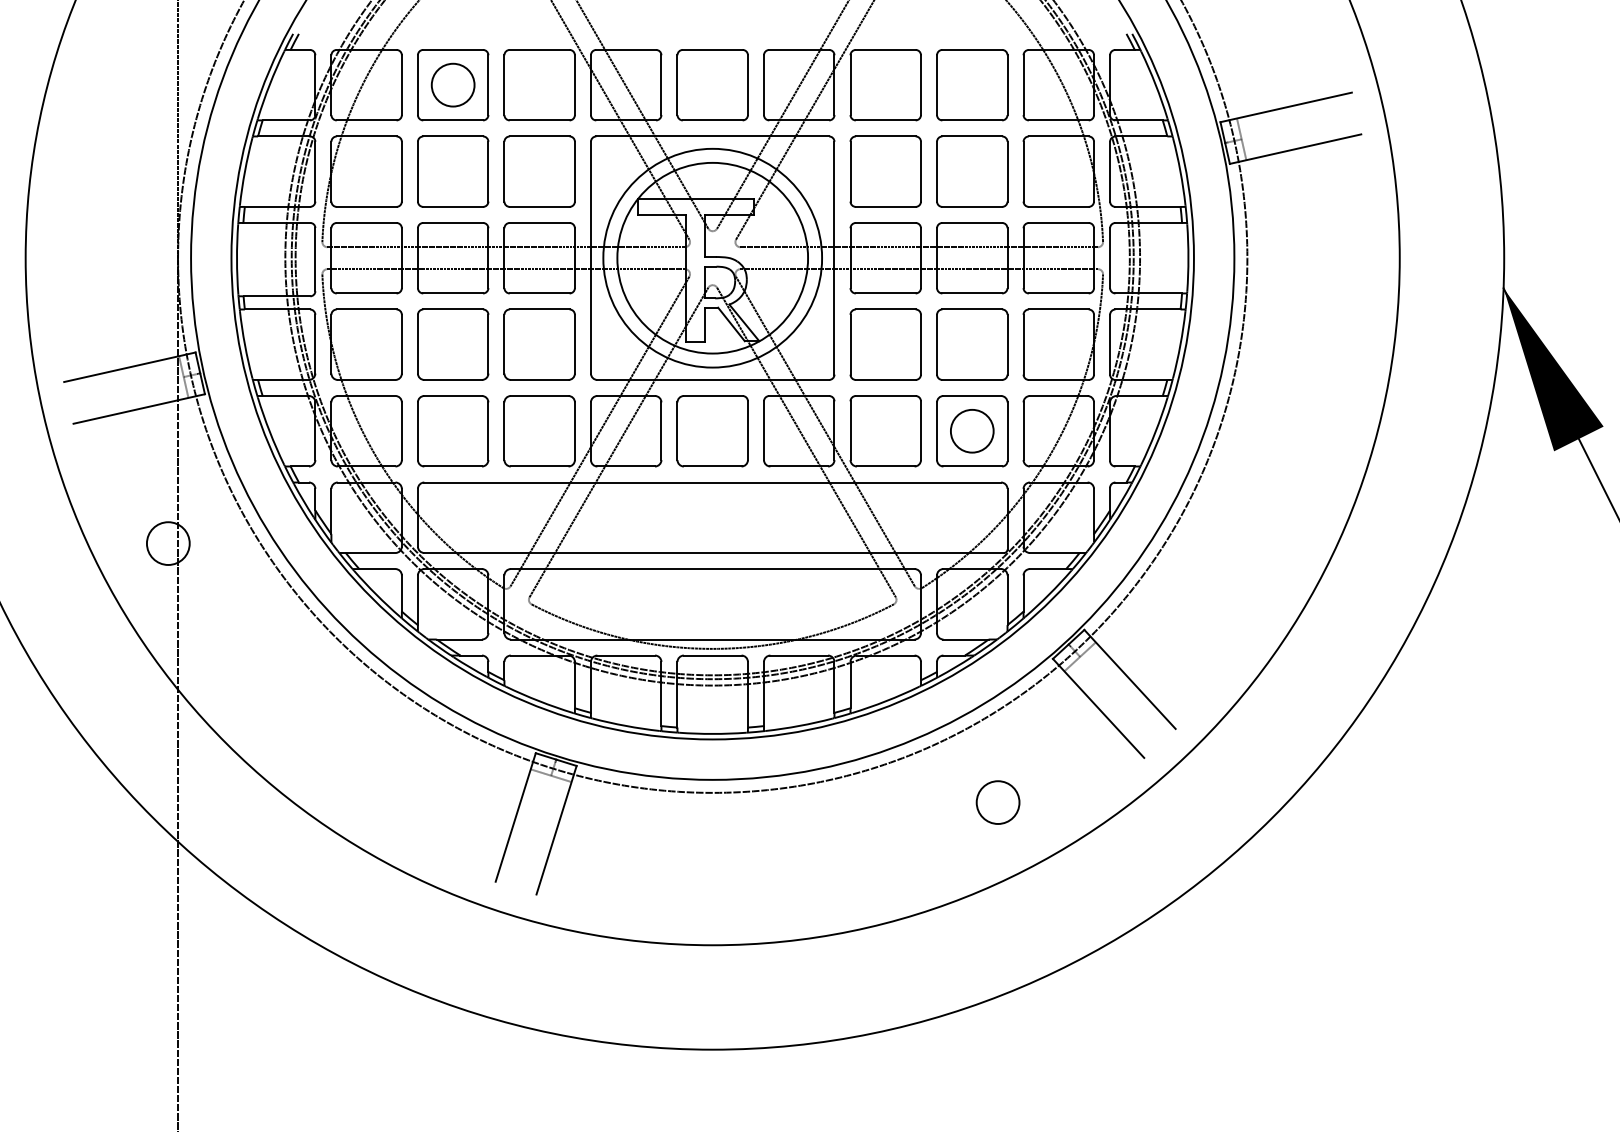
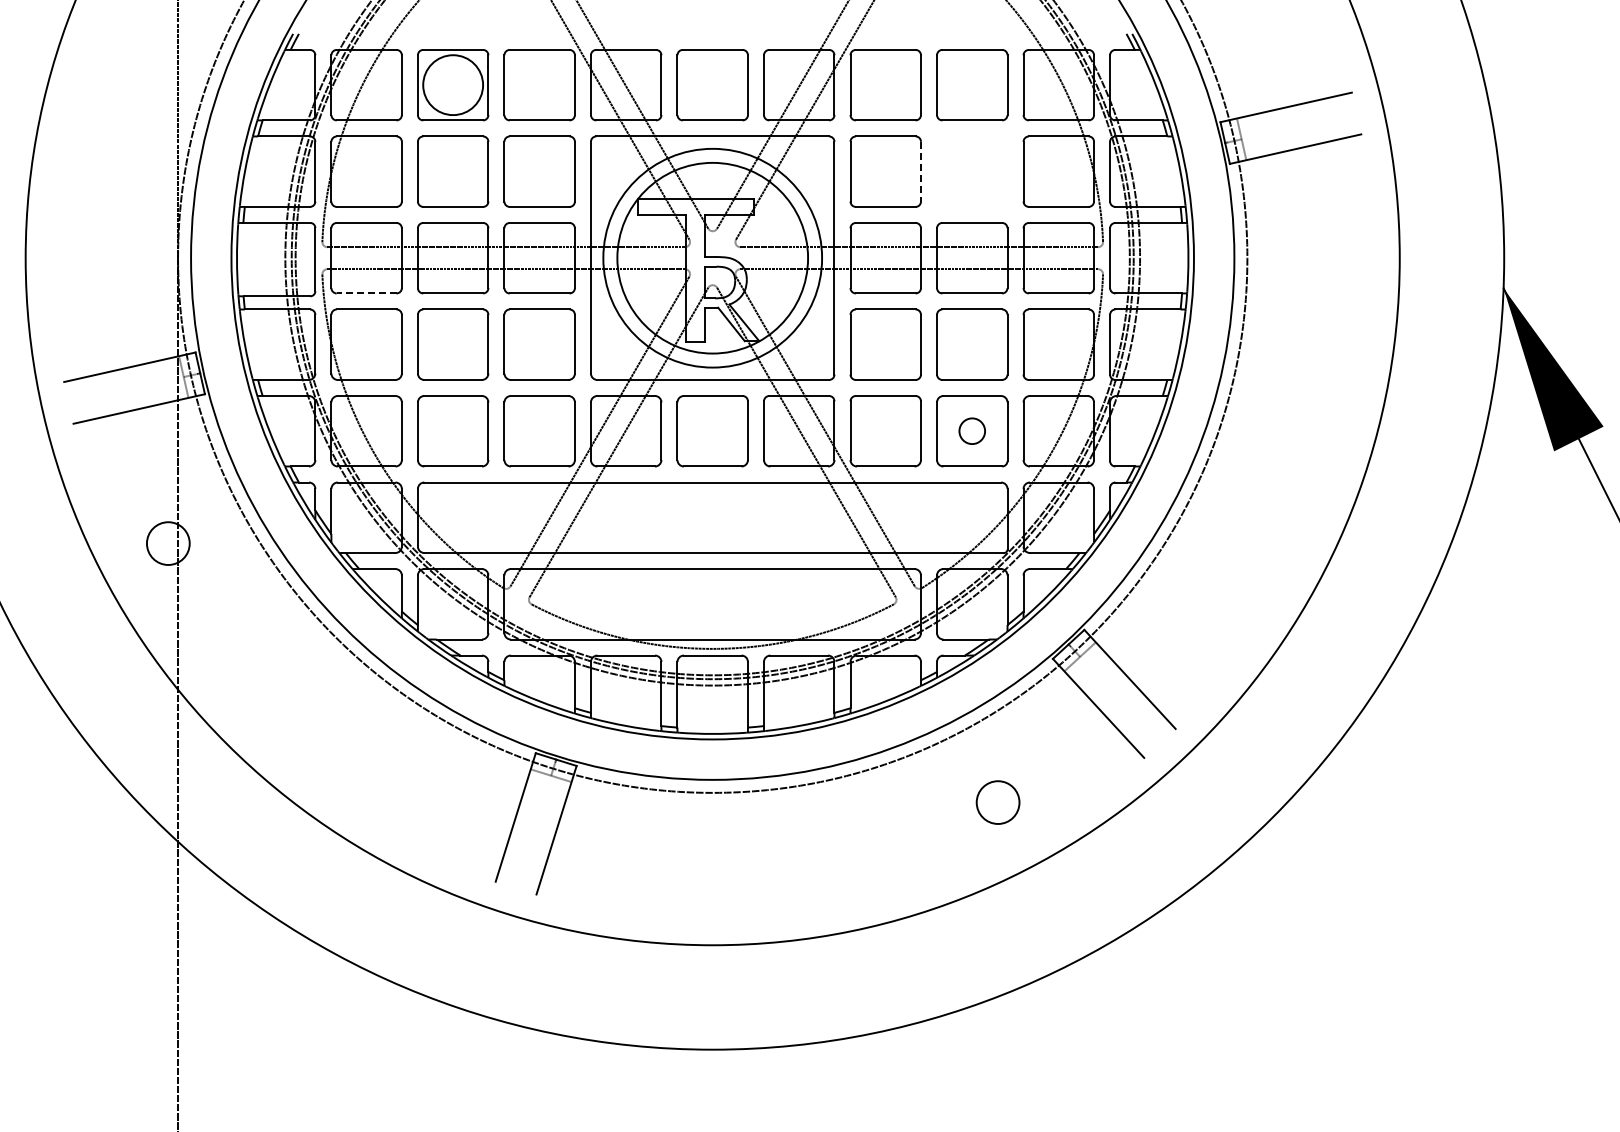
circle diameter: 43 px -> 60 px (453, 85)
line: solid -> dashed (921, 171)
part: present -> none (972, 171)
line: solid -> dashed (366, 293)
circle diameter: 43 px -> 26 px (972, 431)
